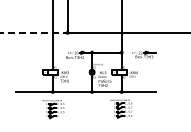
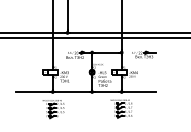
line: dashed -> solid (34, 32)
line: none -> present (94, 37)
